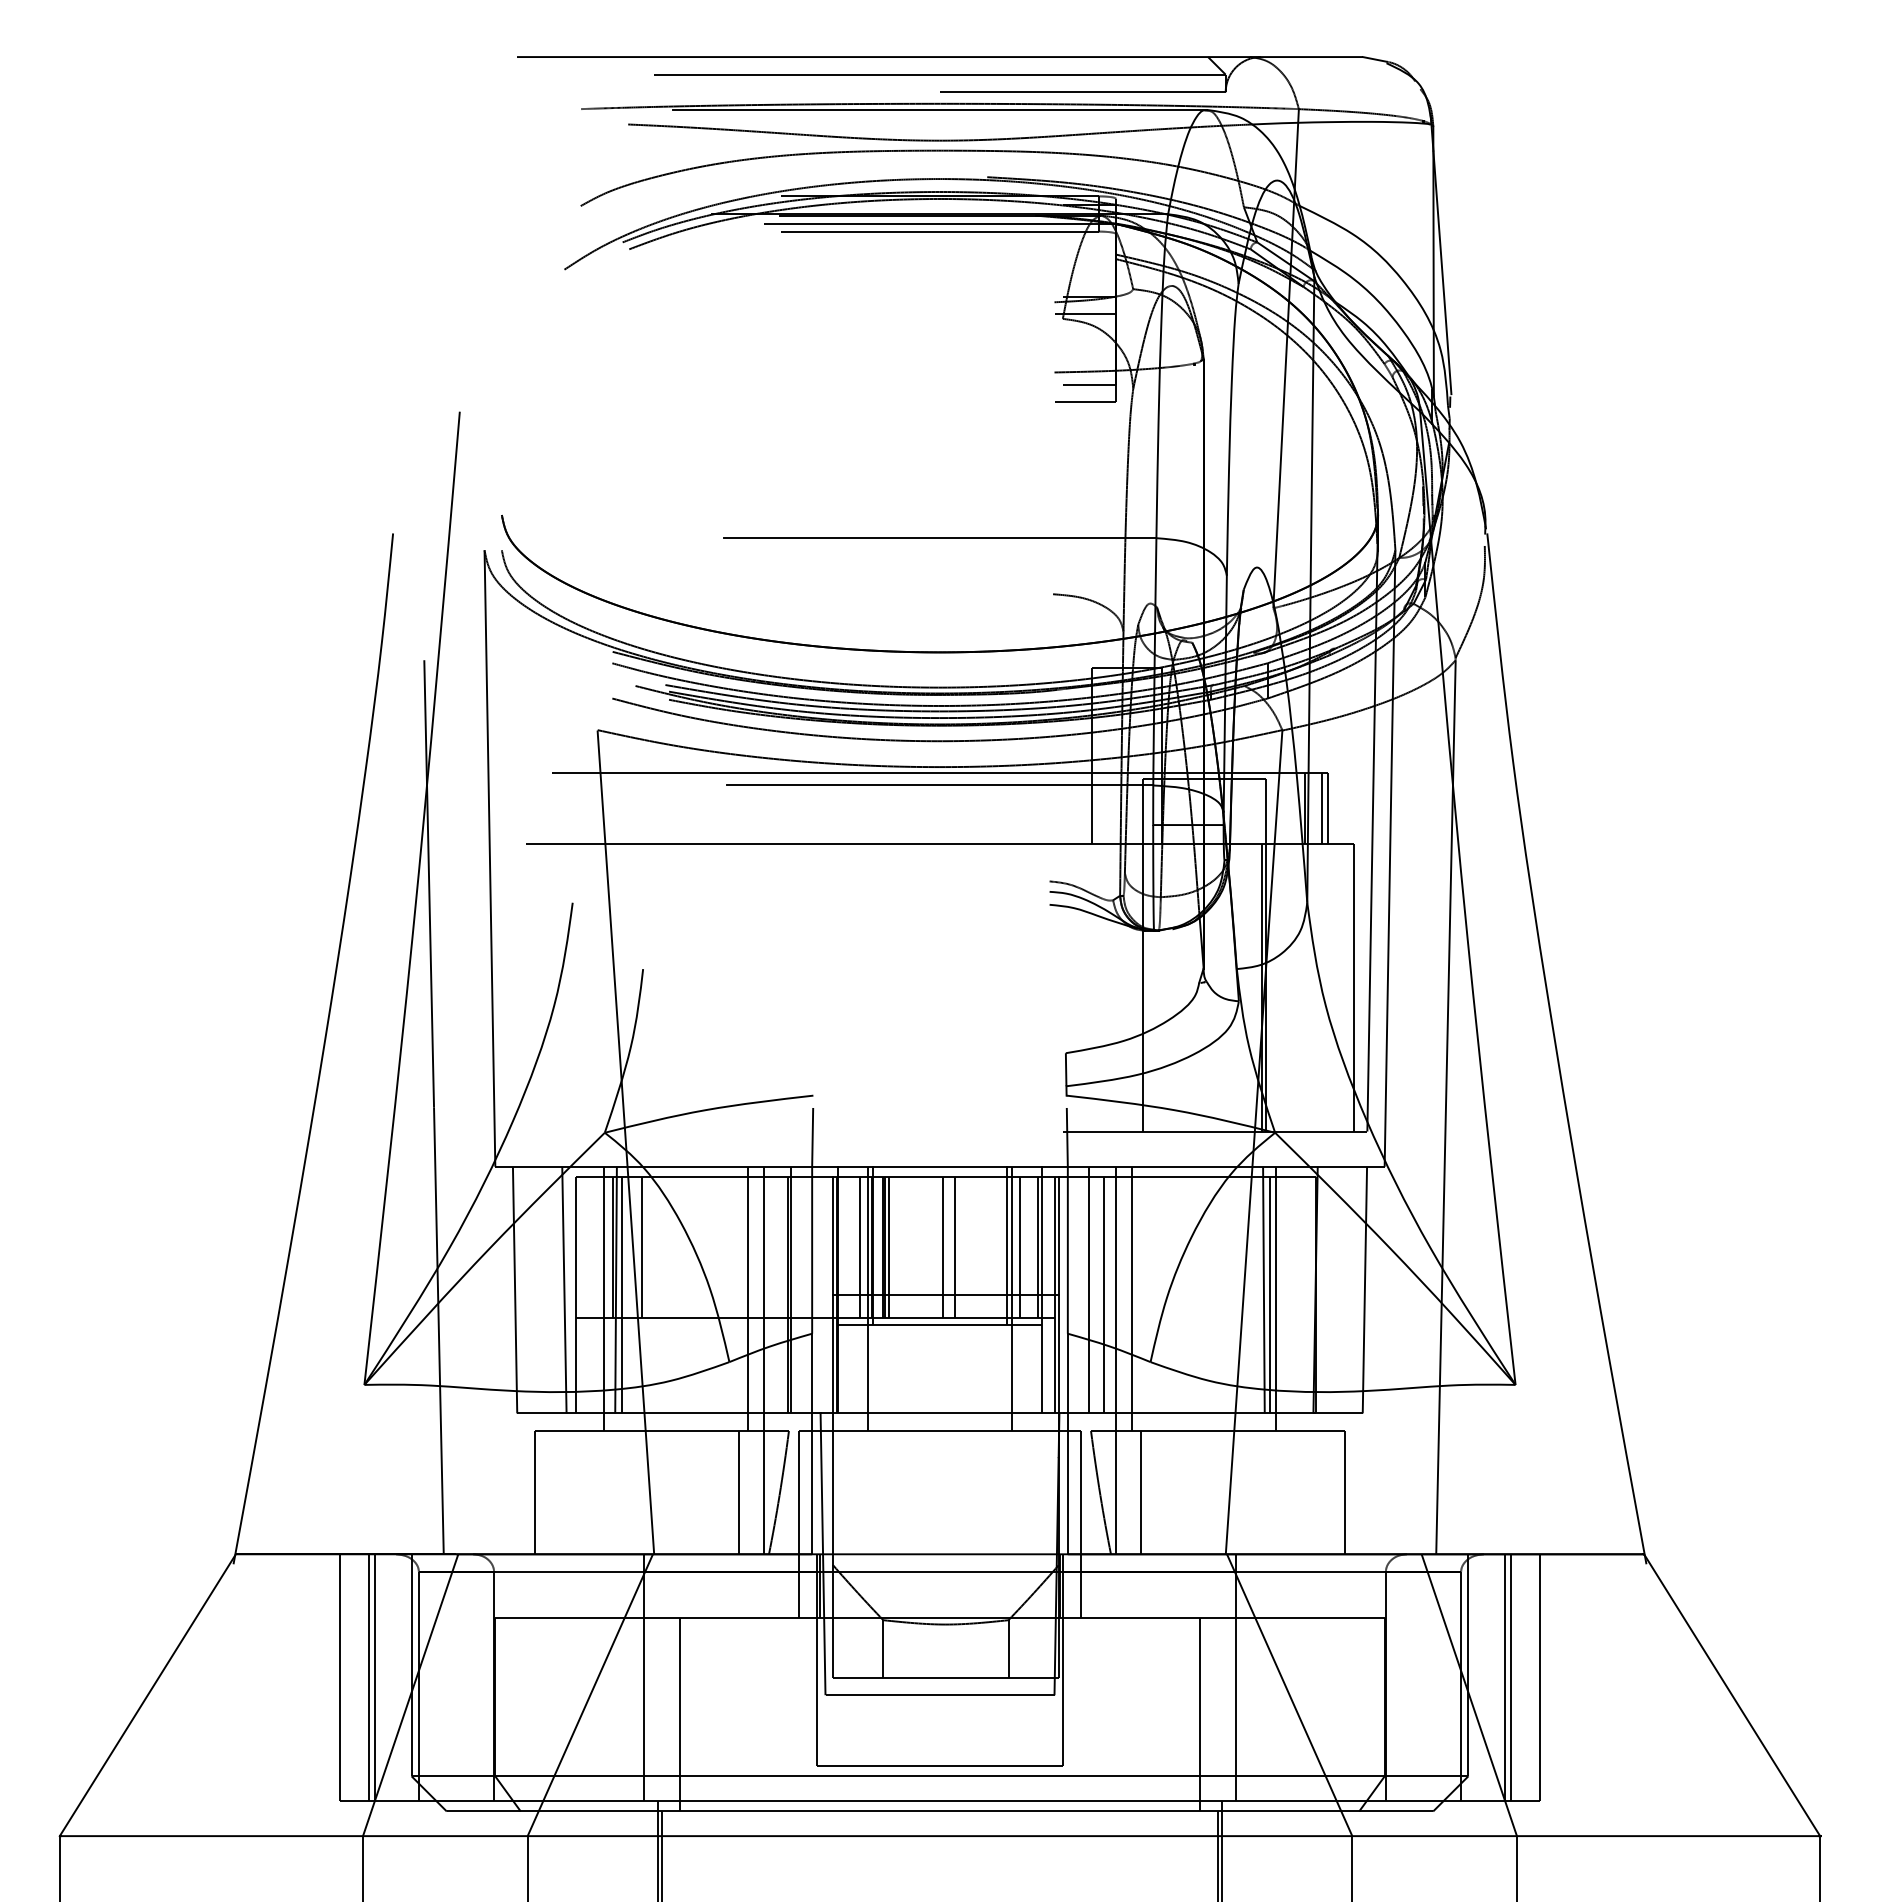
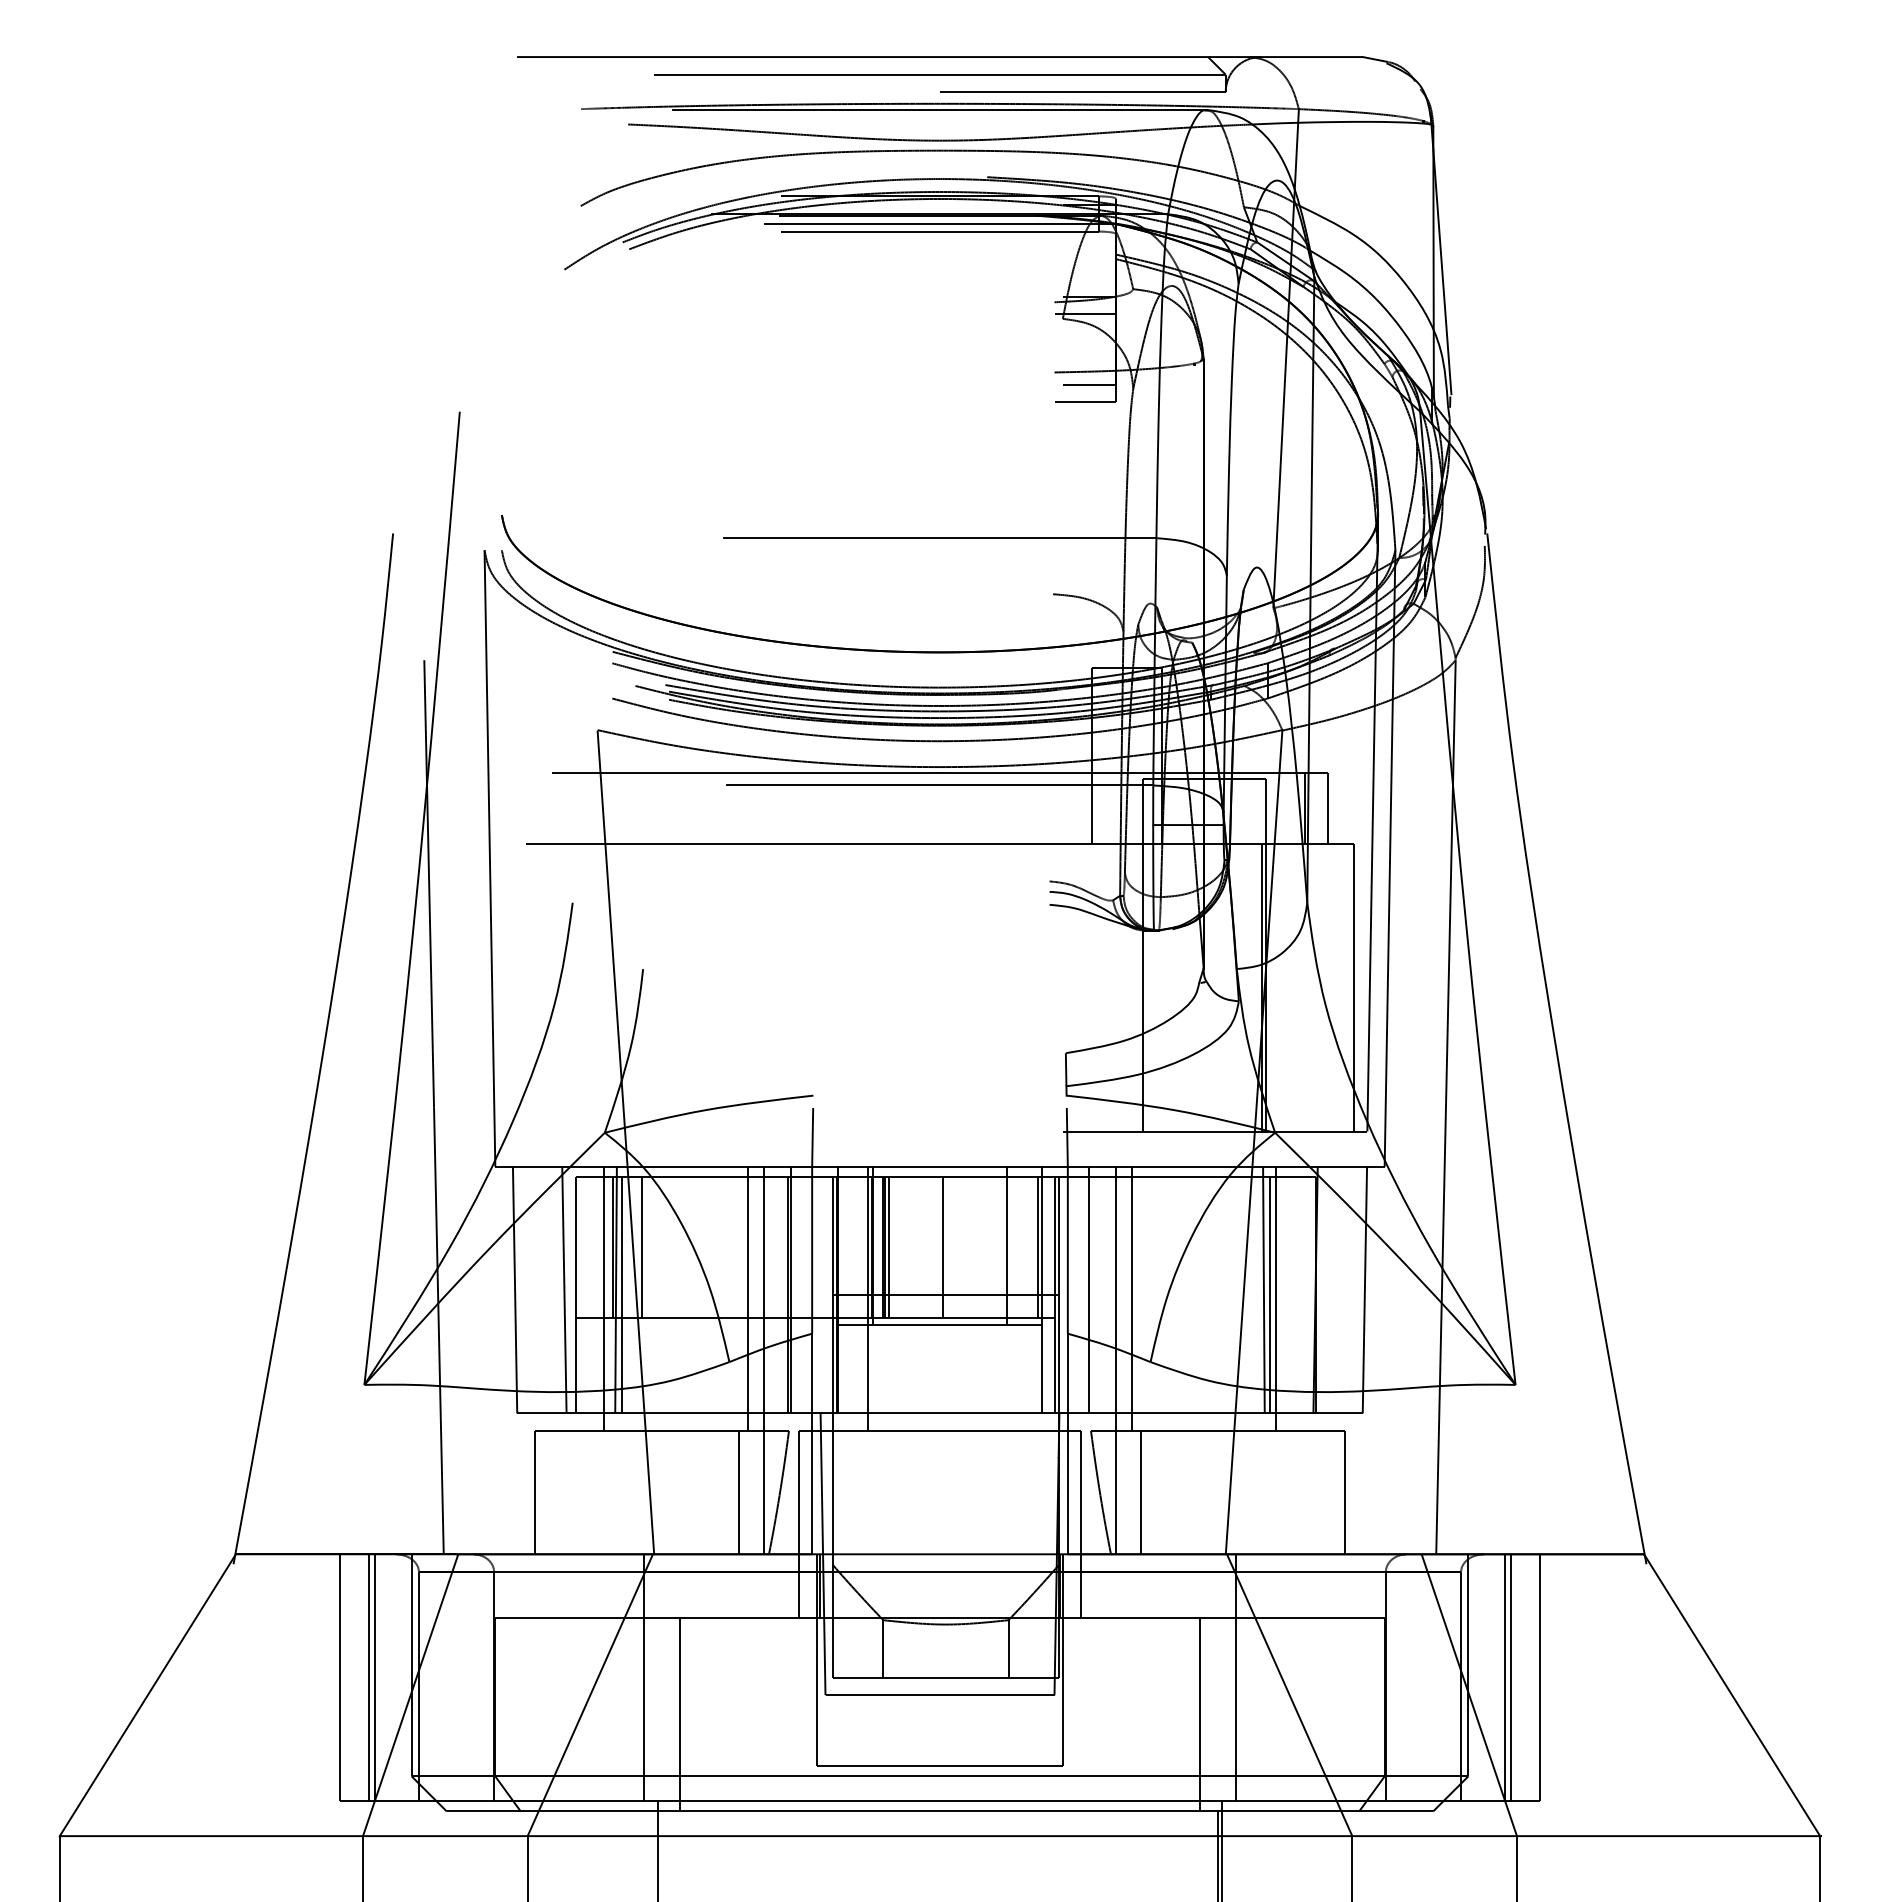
line: present -> none (1322, 808)
line: present -> none (859, 1247)
line: present -> none (955, 1247)
line: present -> none (1019, 1247)
line: present -> none (1103, 1295)
line: present -> none (1012, 1298)
line: present -> none (661, 1854)
